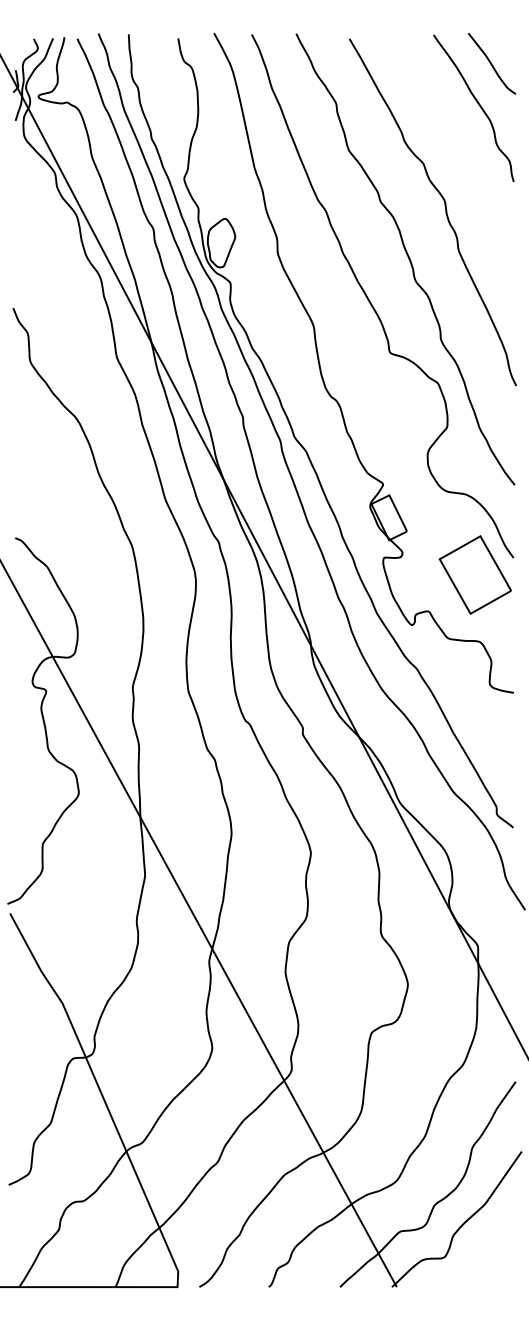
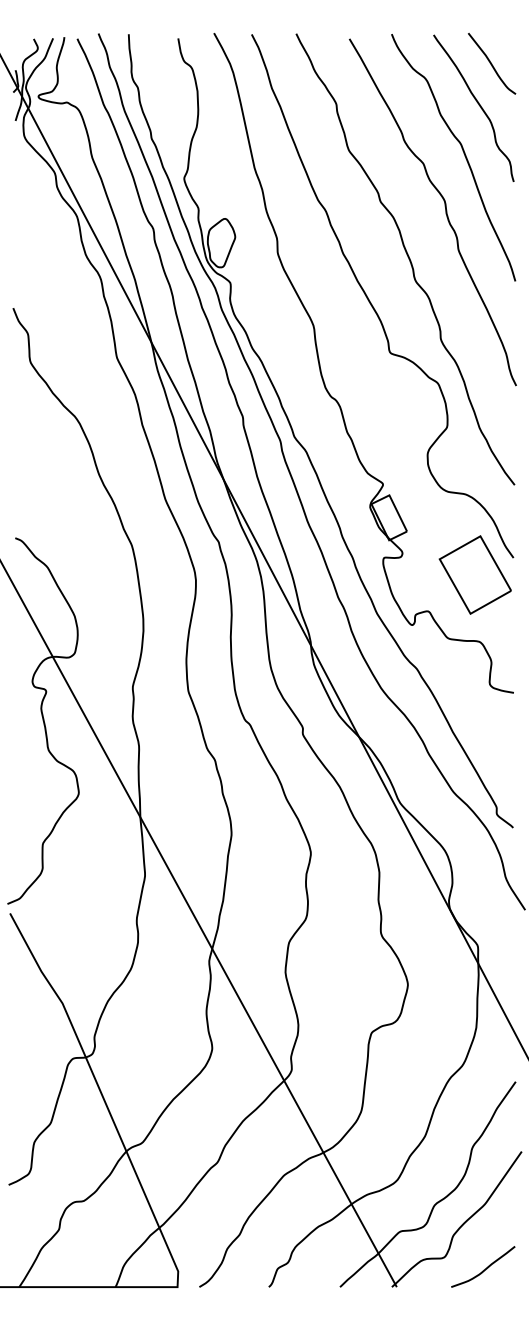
curve: none -> present (463, 153)
curve: none -> present (485, 1268)
